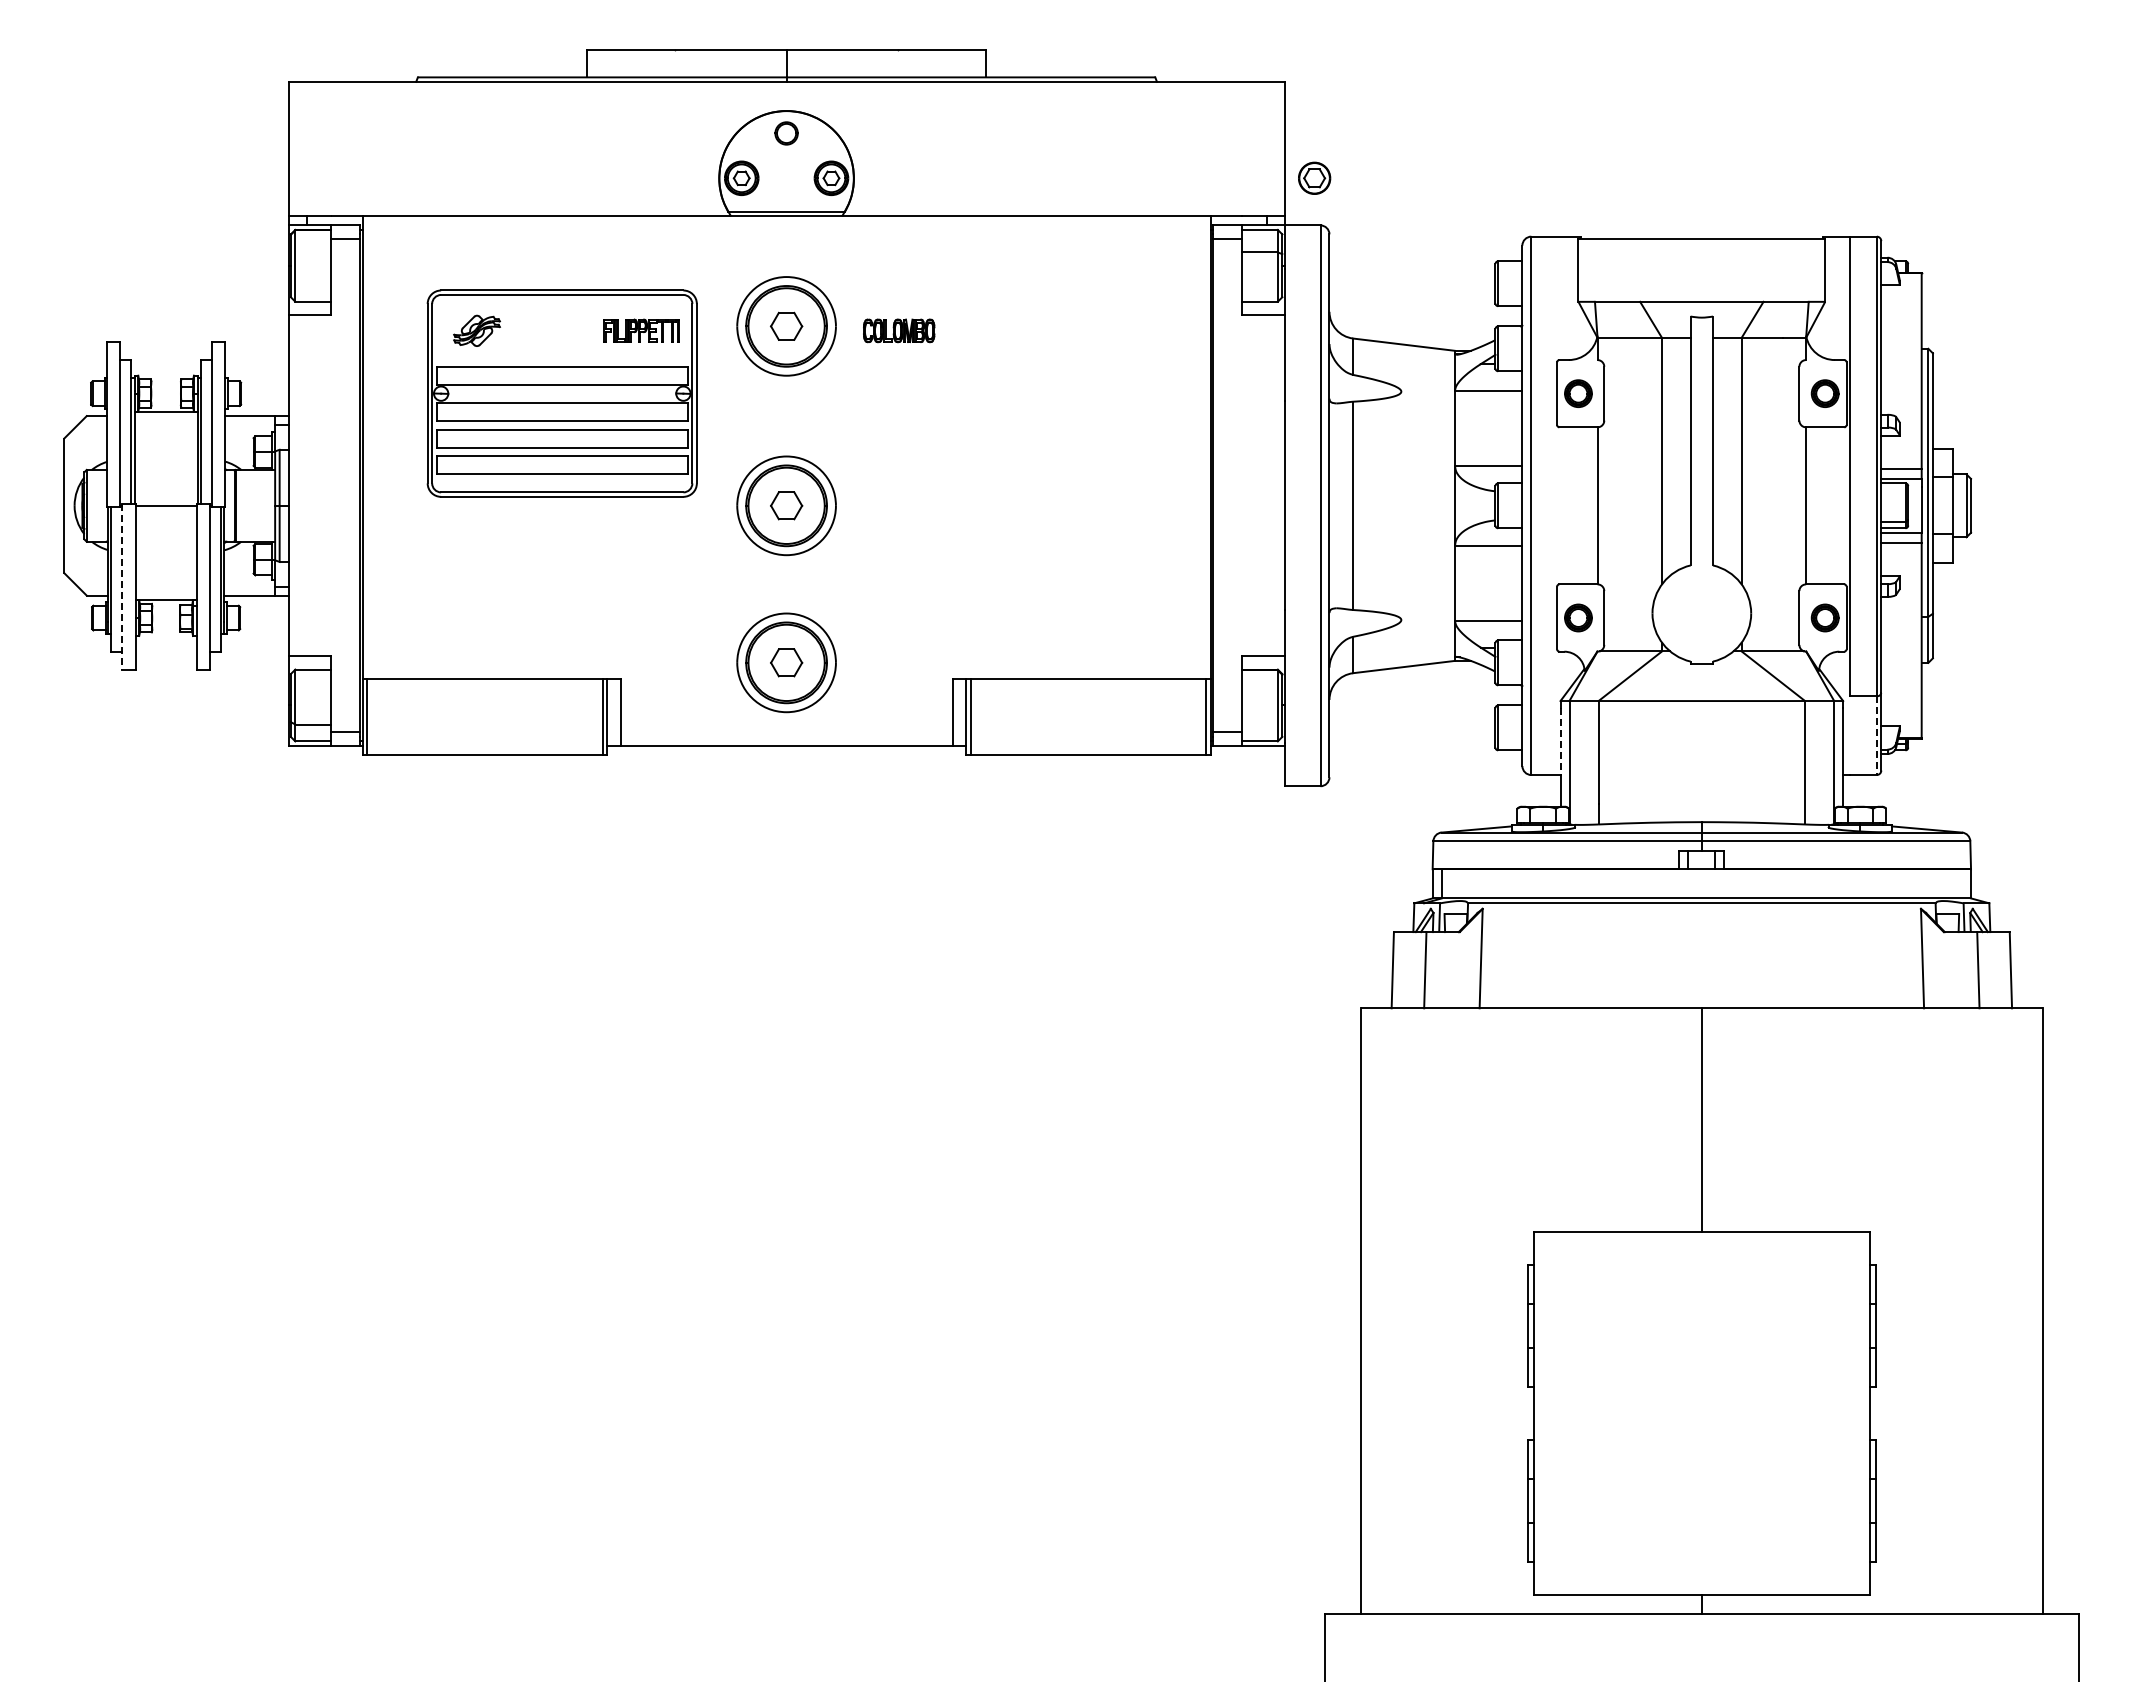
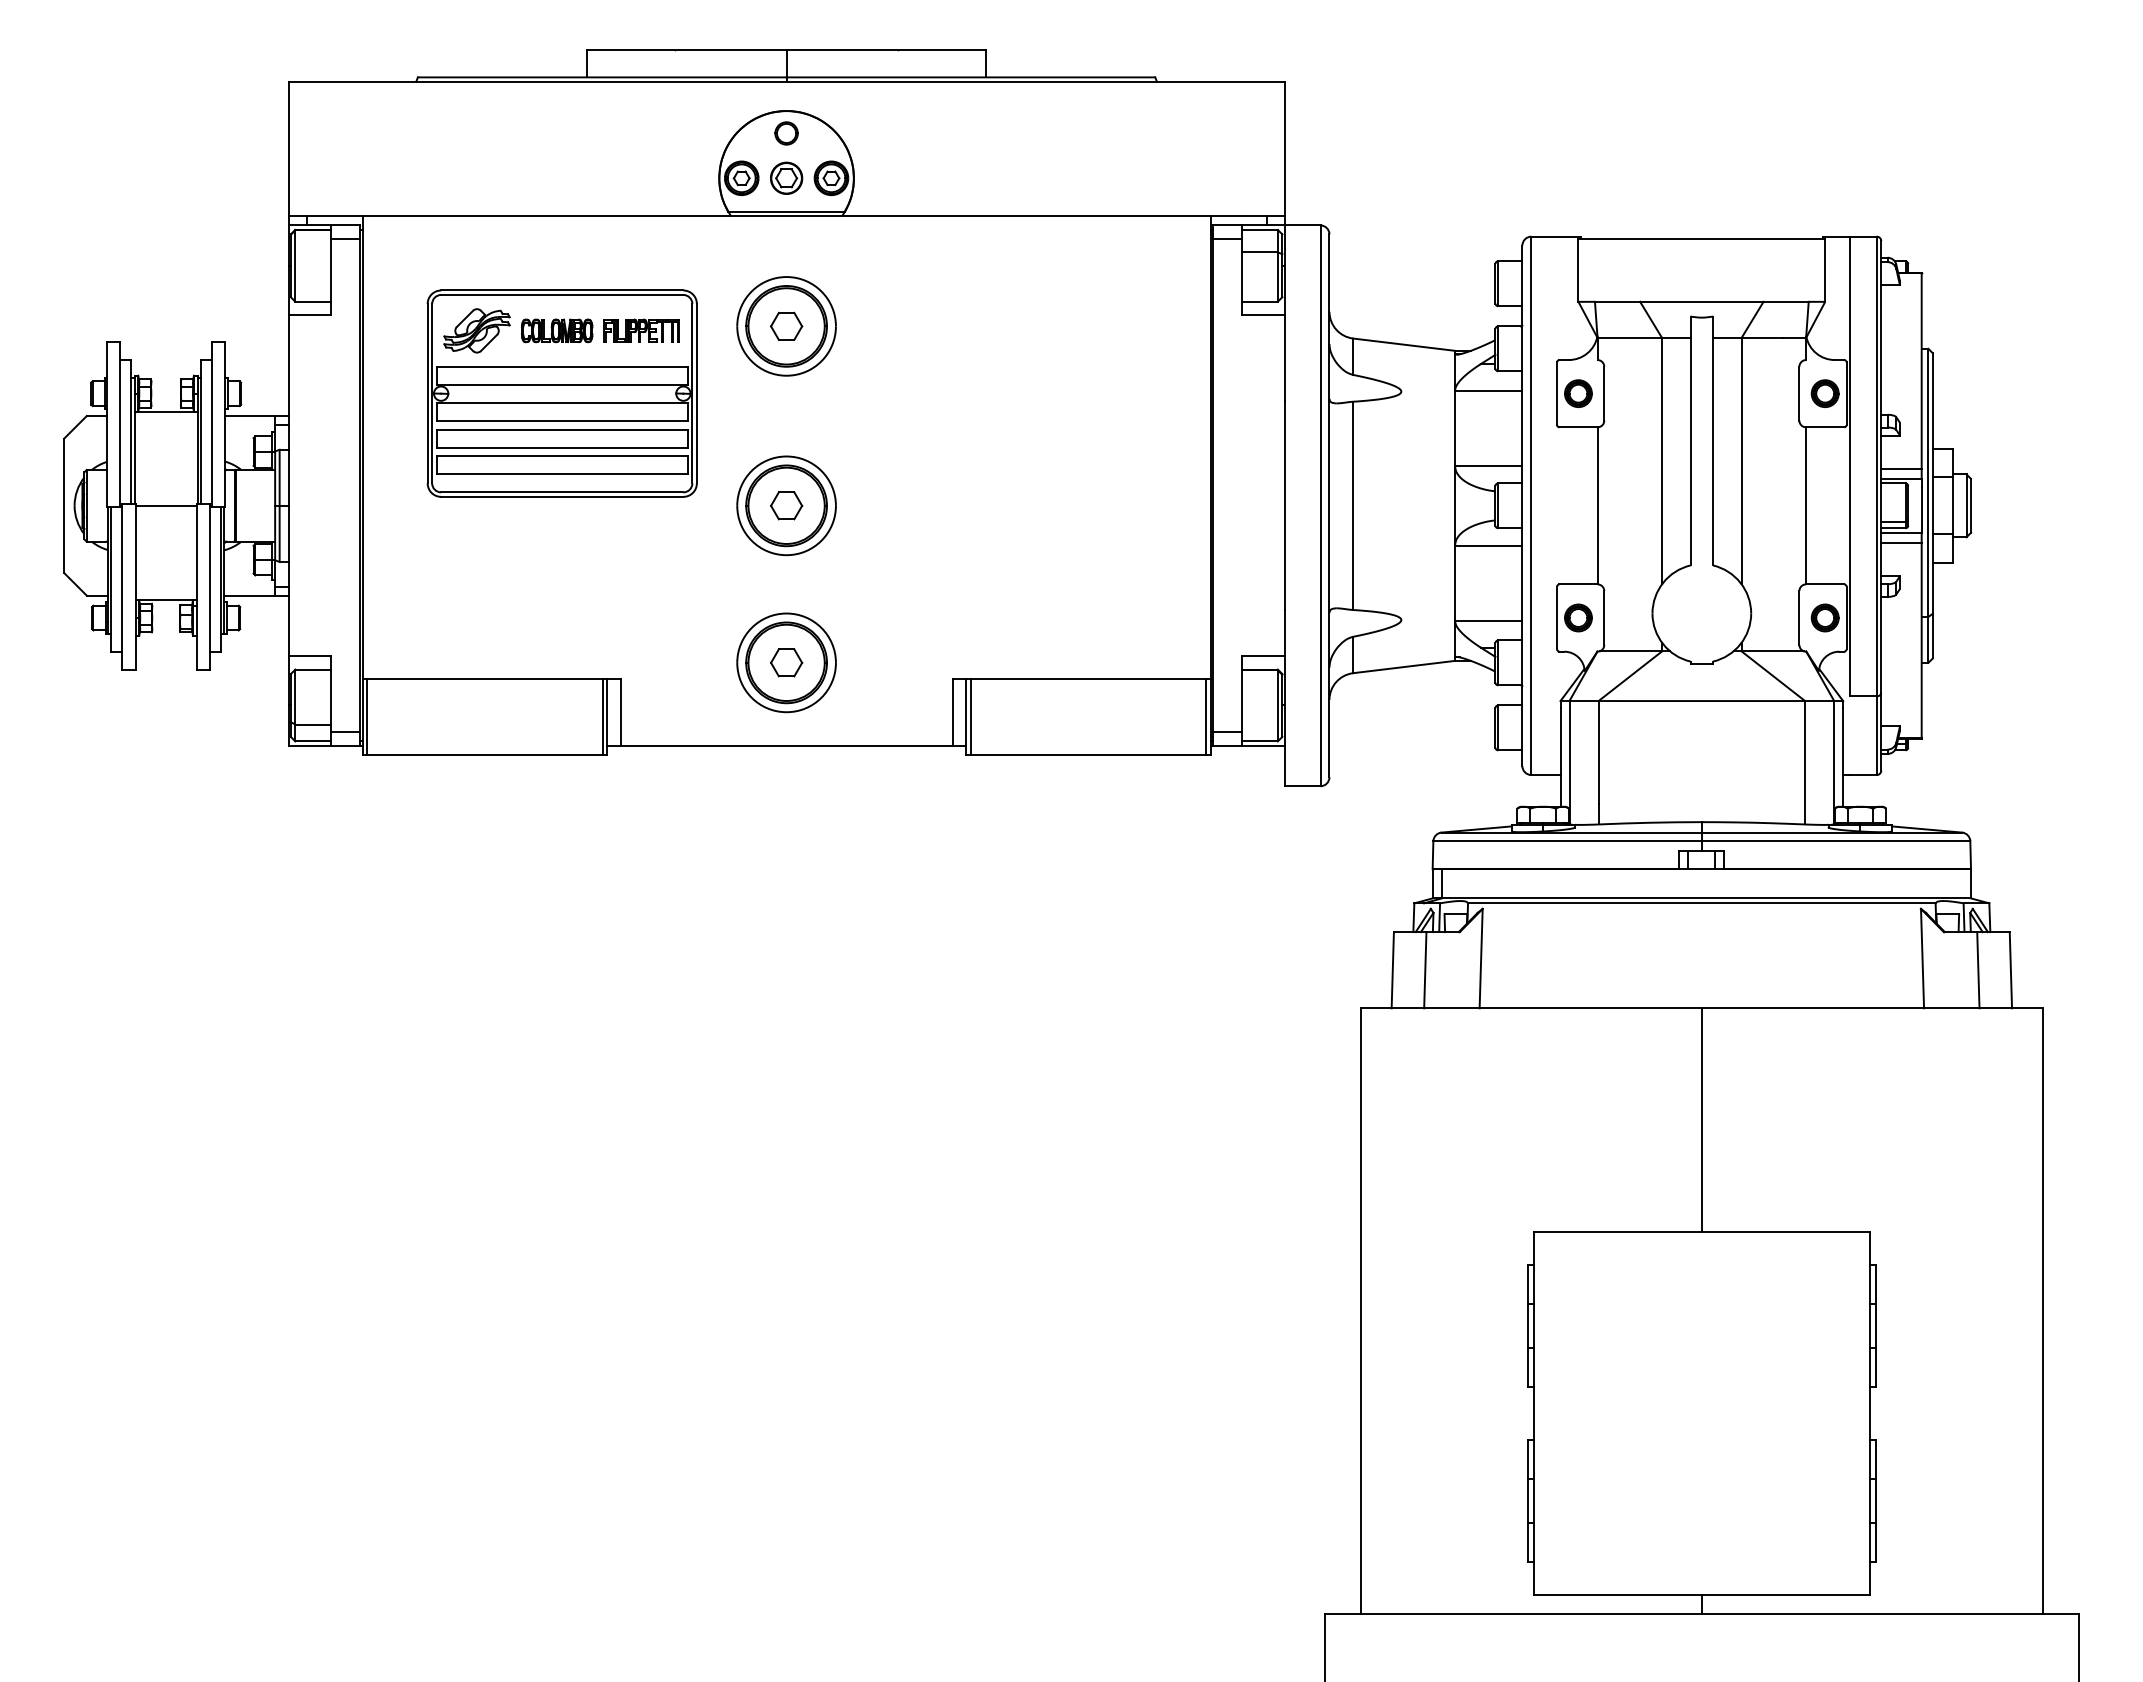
part position: (1314, 177) -> (786, 177) (786, 177)
part size: 48x33 px -> 68x46 px (476, 330)
part position: (899, 330) -> (557, 330) (557, 330)
line: dashed -> solid (122, 586)
line: dashed -> solid (1876, 736)
line: dashed -> solid (1560, 741)
